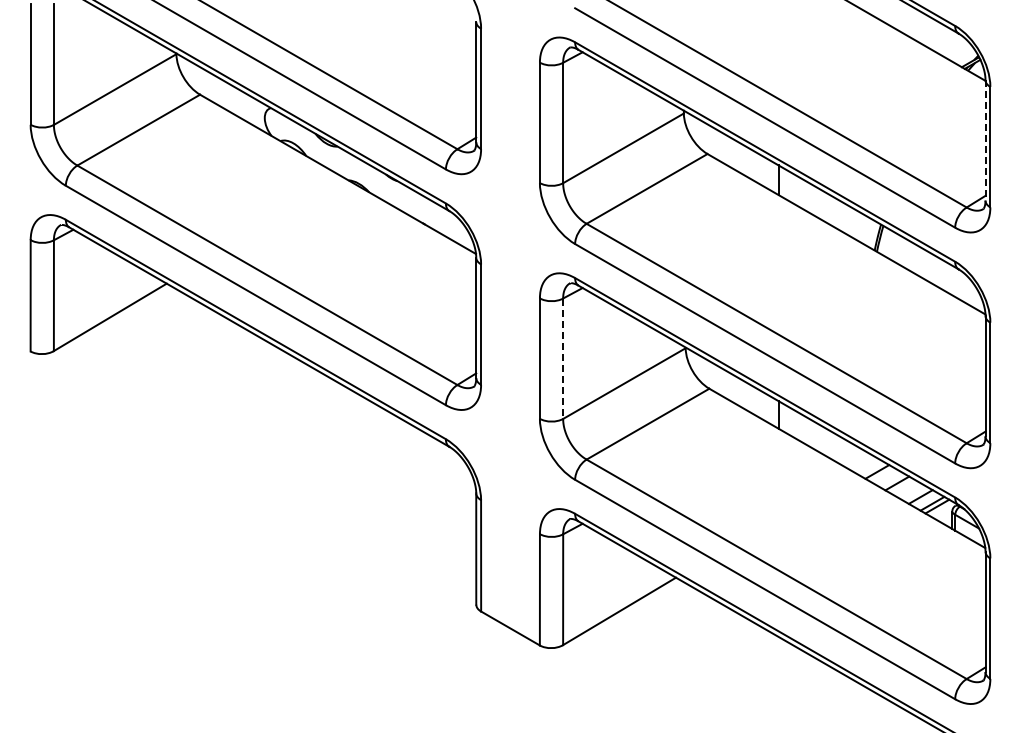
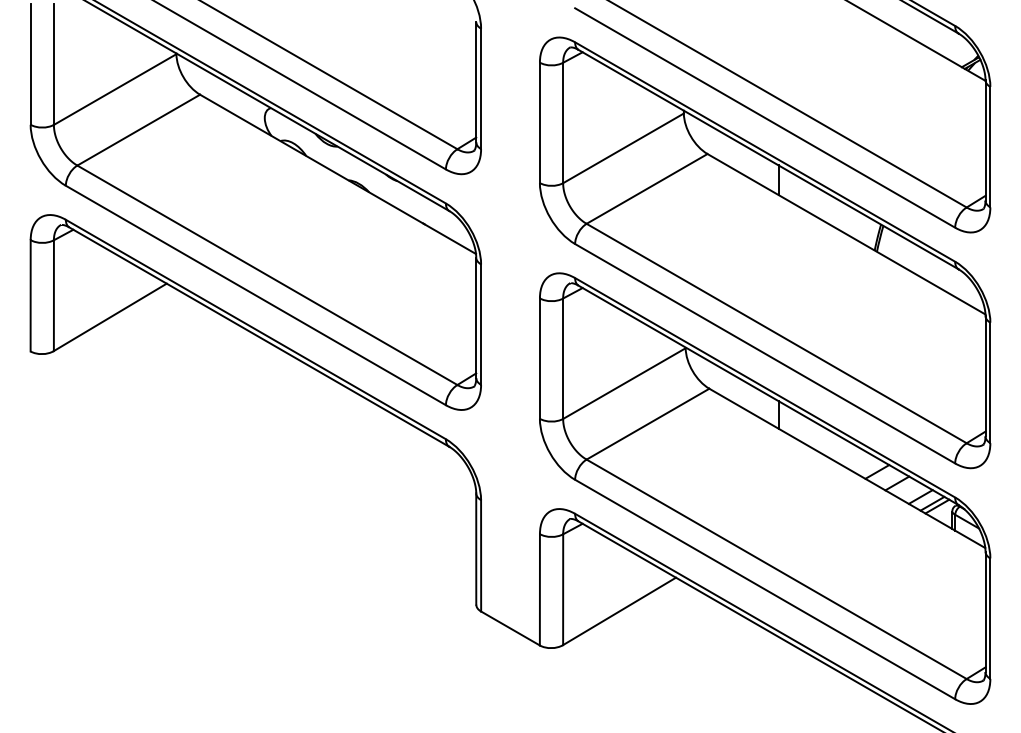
line: dashed -> solid (985, 140)
line: dashed -> solid (563, 359)
